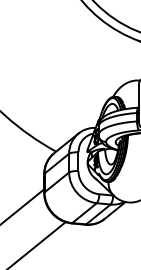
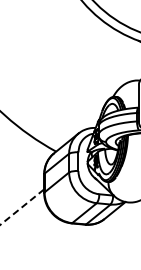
line: solid -> dashed (22, 206)
line: present -> none (37, 244)
